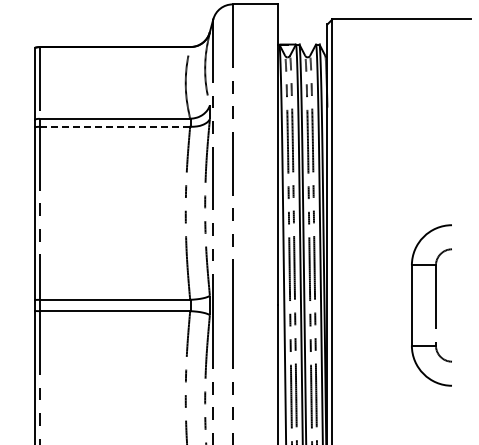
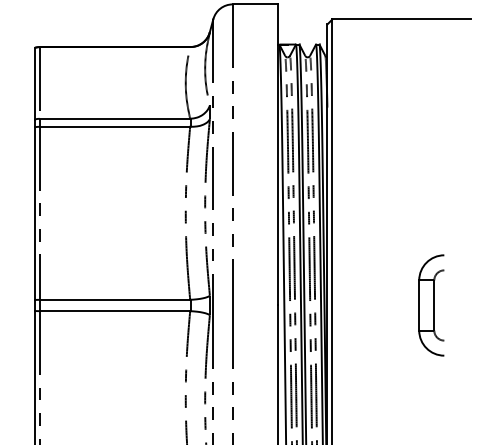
line: dashed -> solid (114, 126)
part size: 41x163 px -> 27x103 px (431, 305)
